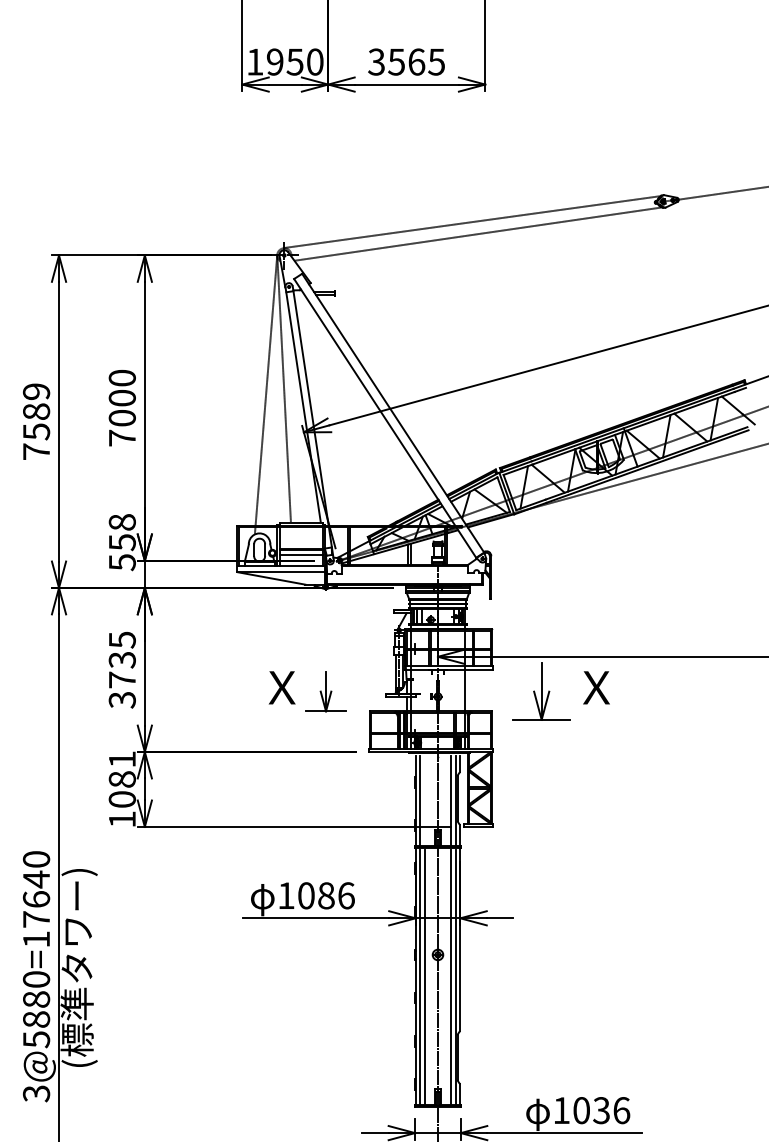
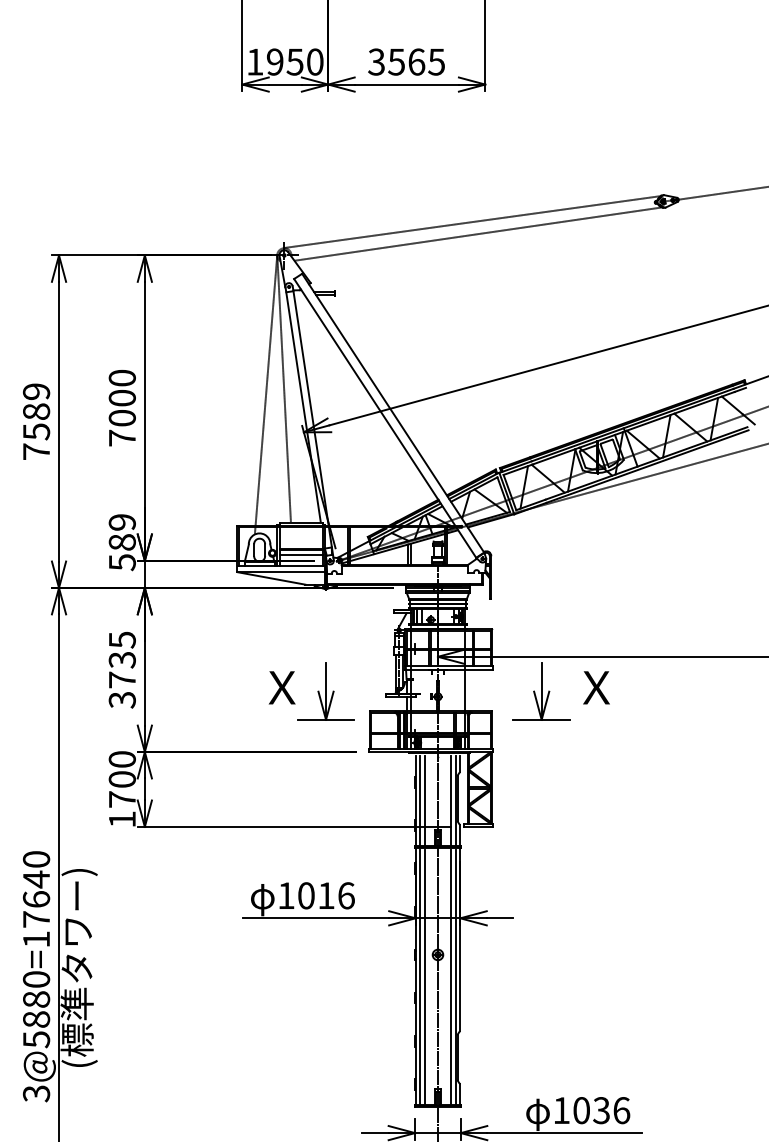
text: 558 -> 589 (121, 532)
part size: 42x42 px -> 58x59 px (325, 691)
text: 1081 -> 1700 (121, 779)
line: none -> present (424, 800)
text: 1086 -> 1016 (326, 895)
